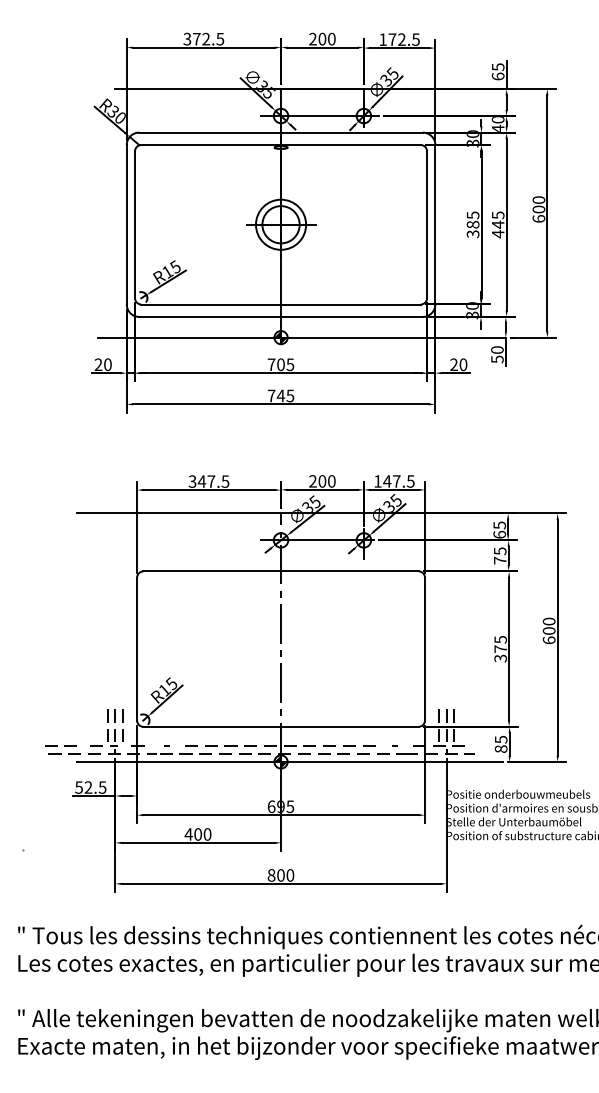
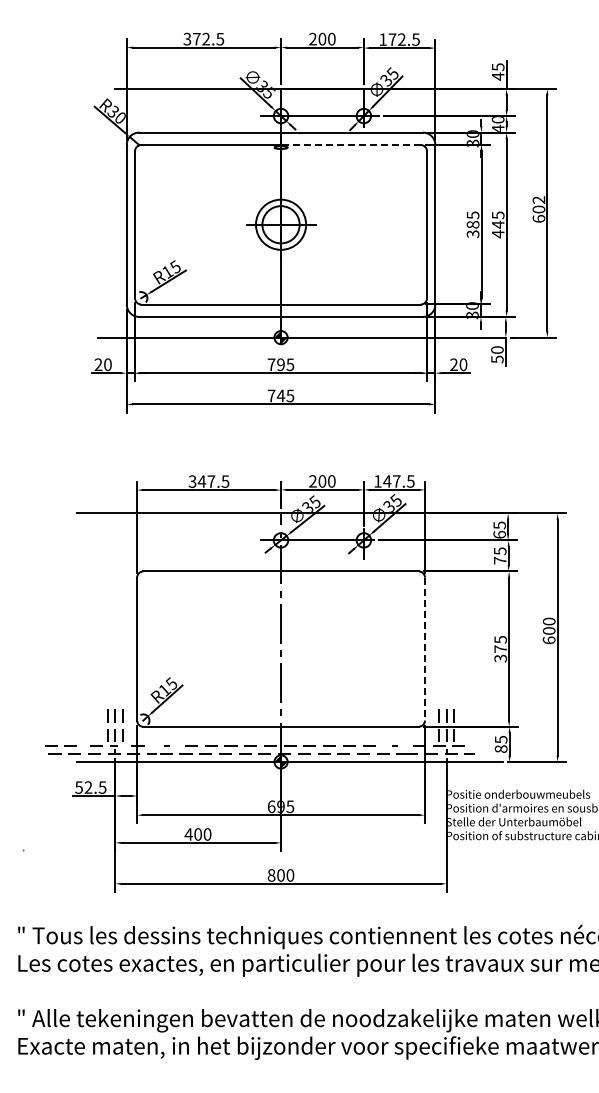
text: 65 -> 45 (497, 76)
line: solid -> dashed (350, 145)
text: 600 -> 602 (538, 199)
text: 705 -> 795 (280, 364)
line: solid -> dashed (424, 649)
